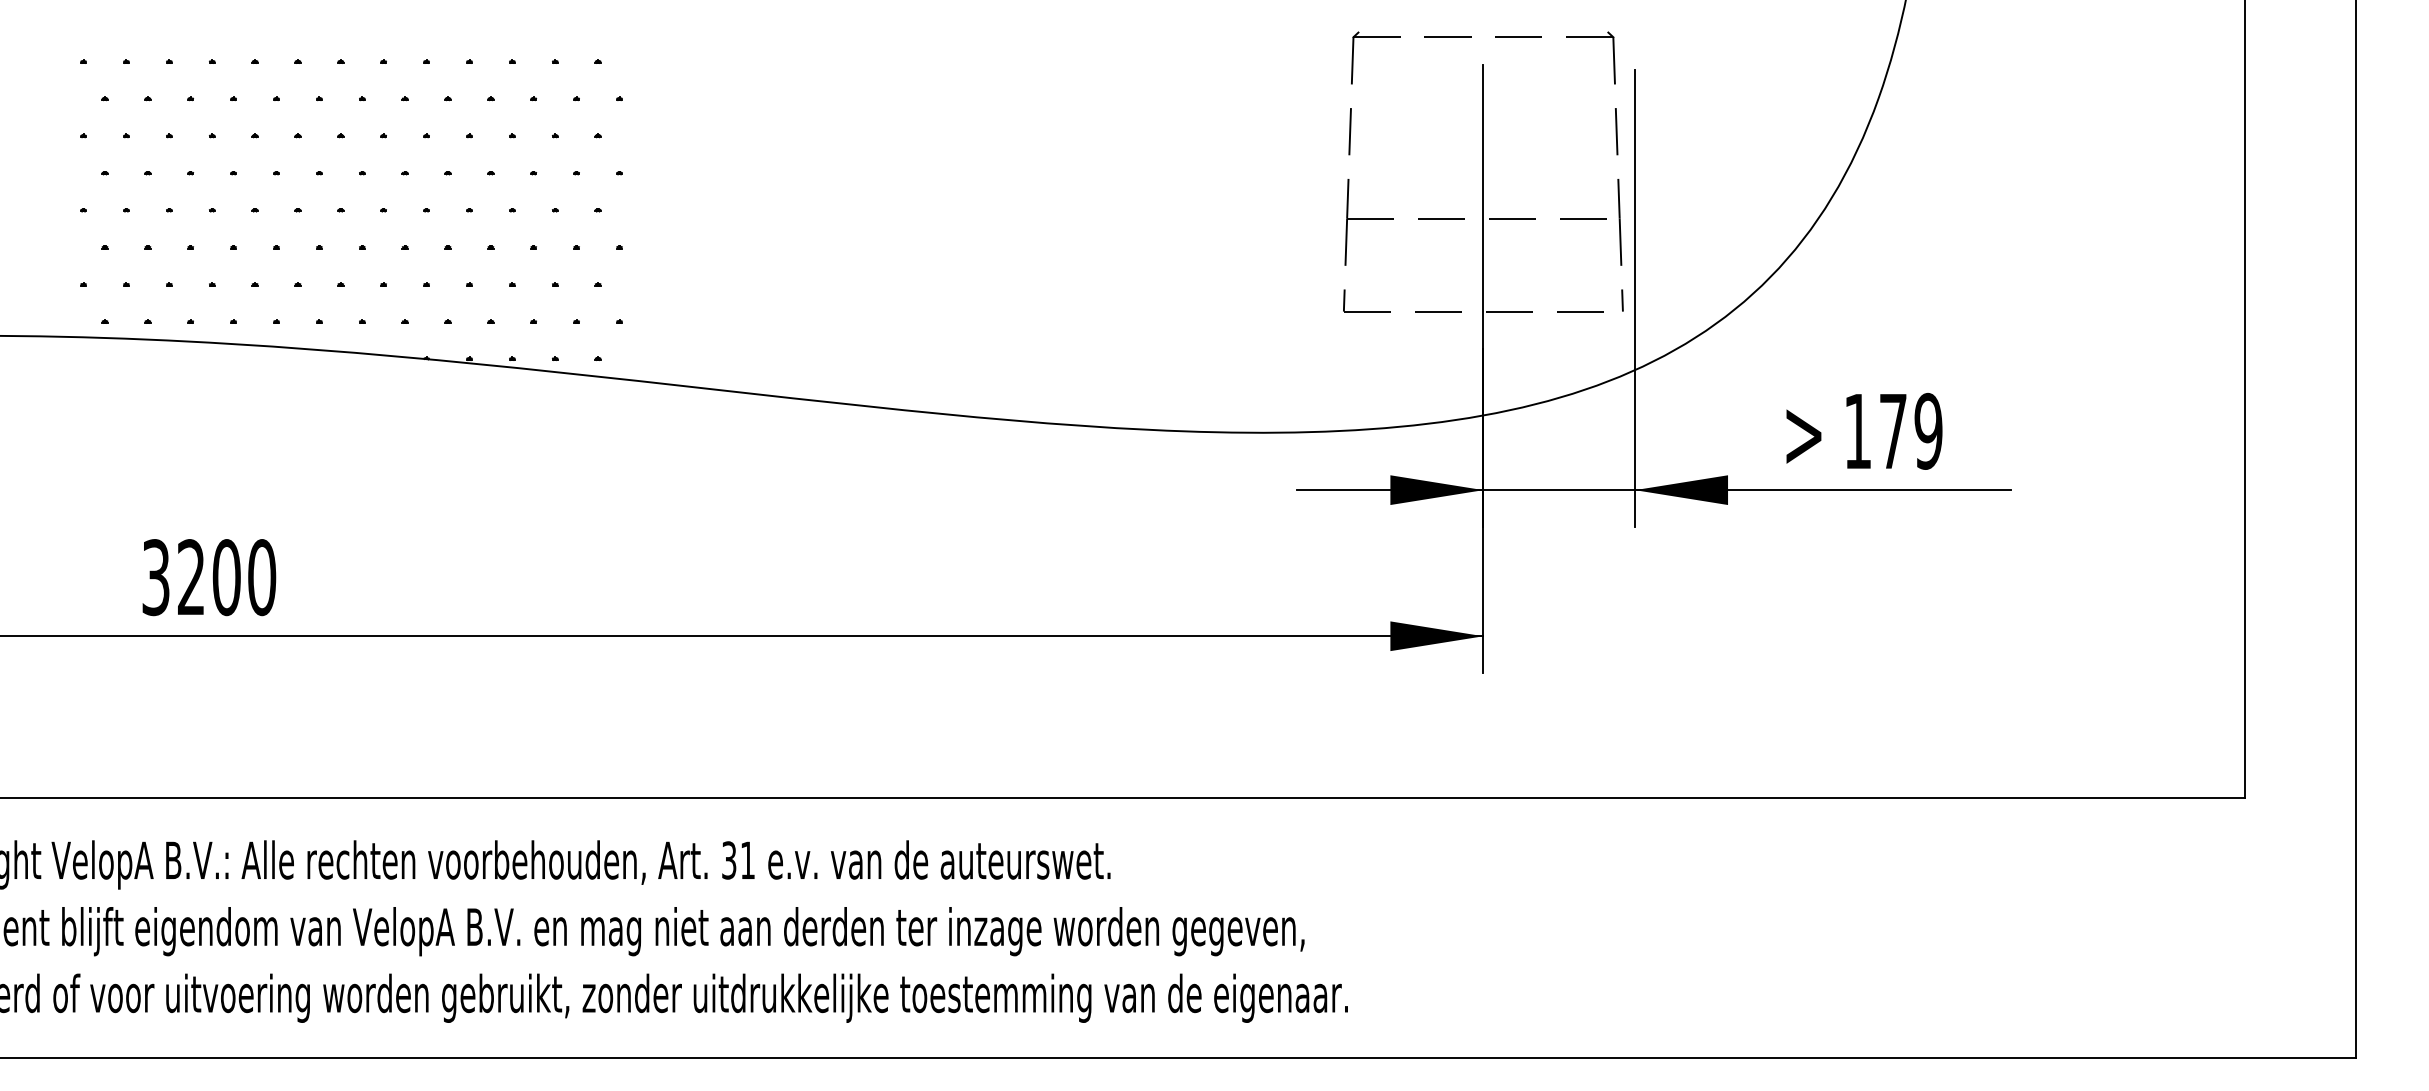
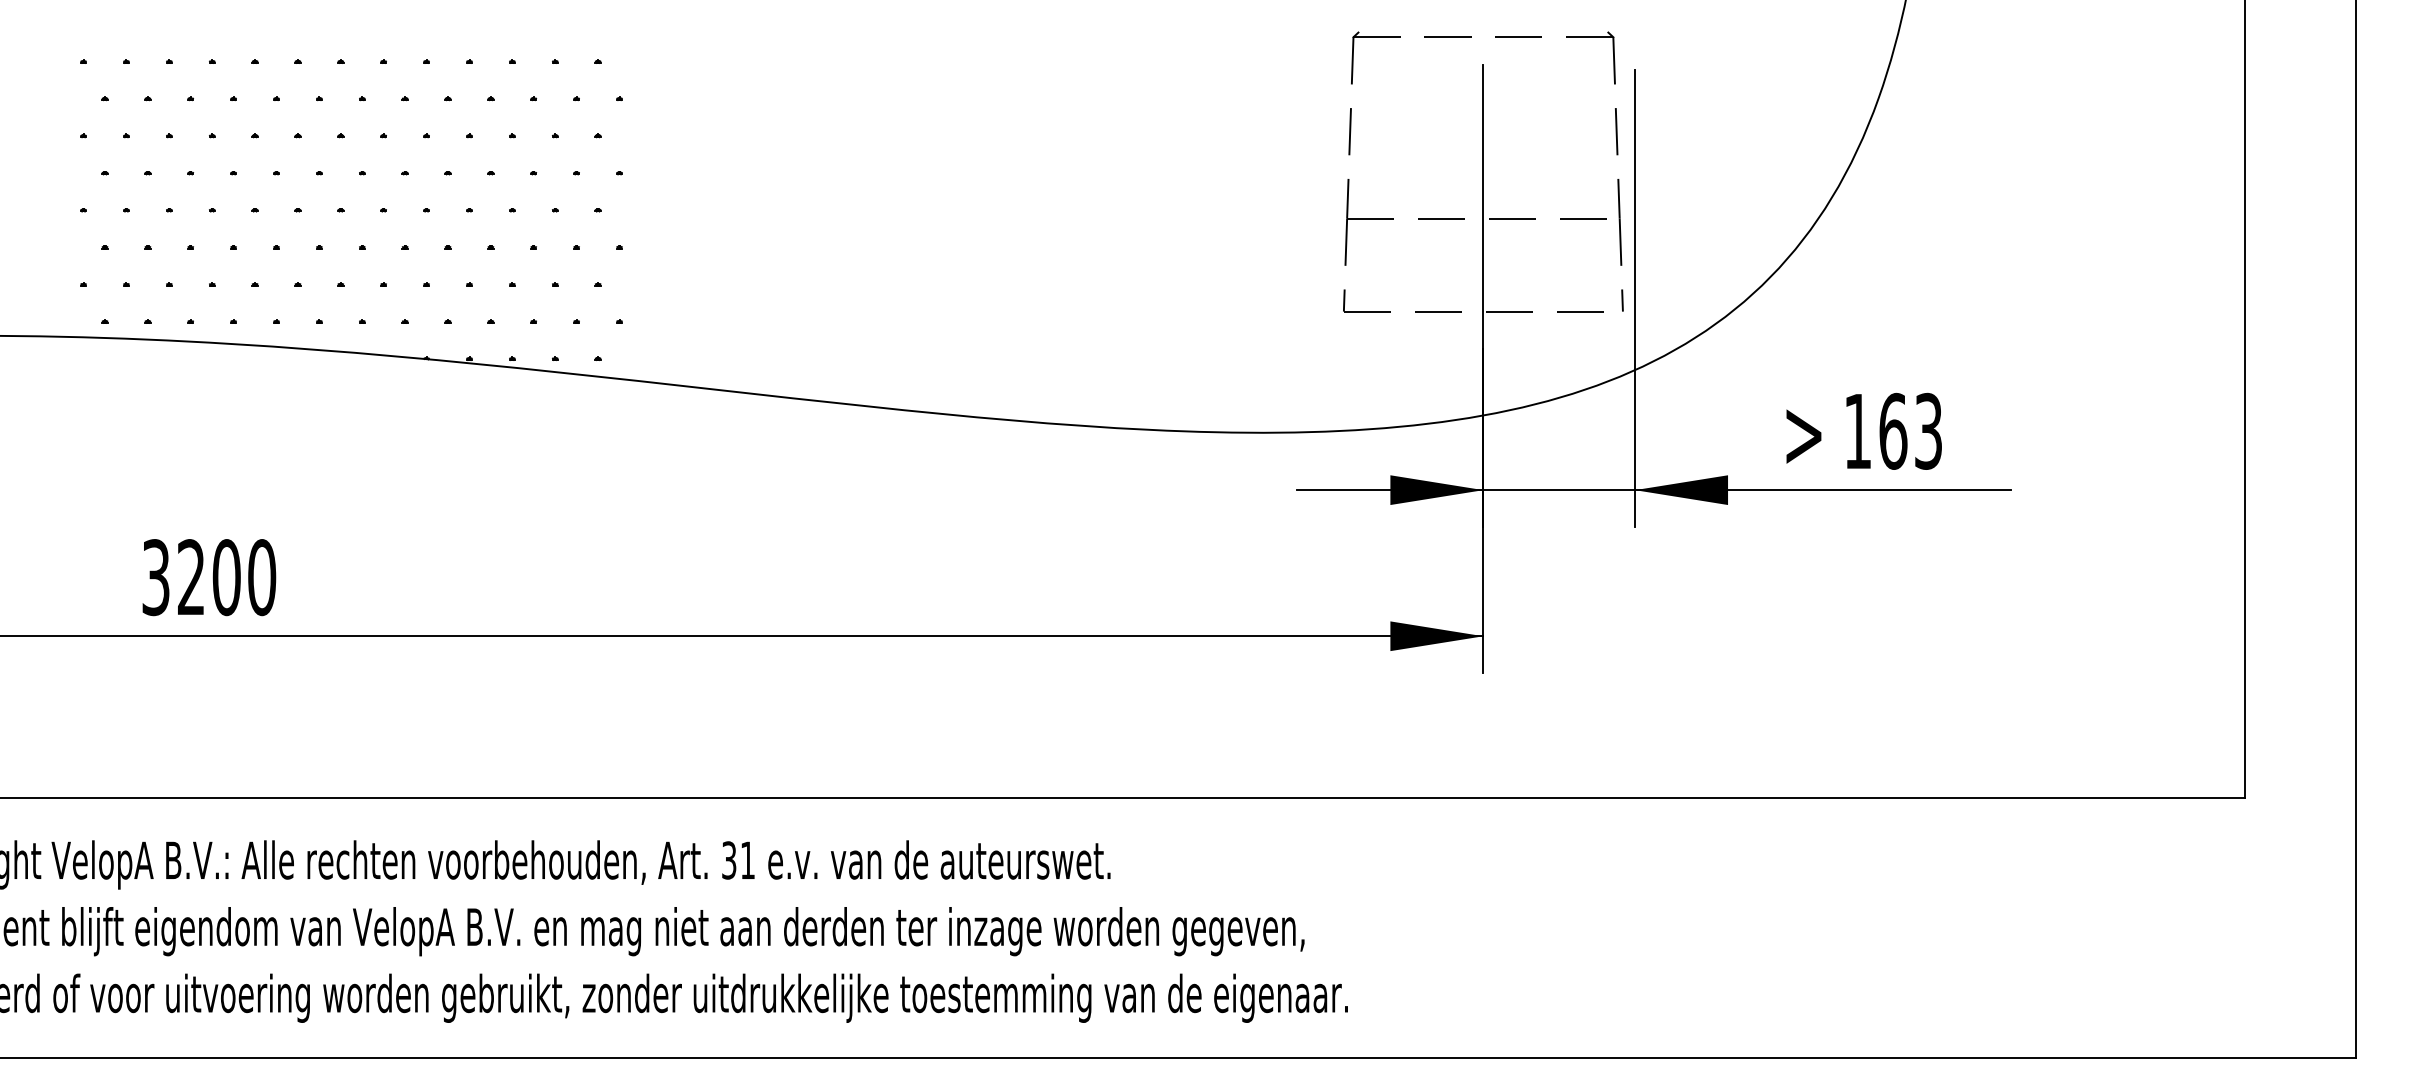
text: 179 -> 163 (1910, 430)
